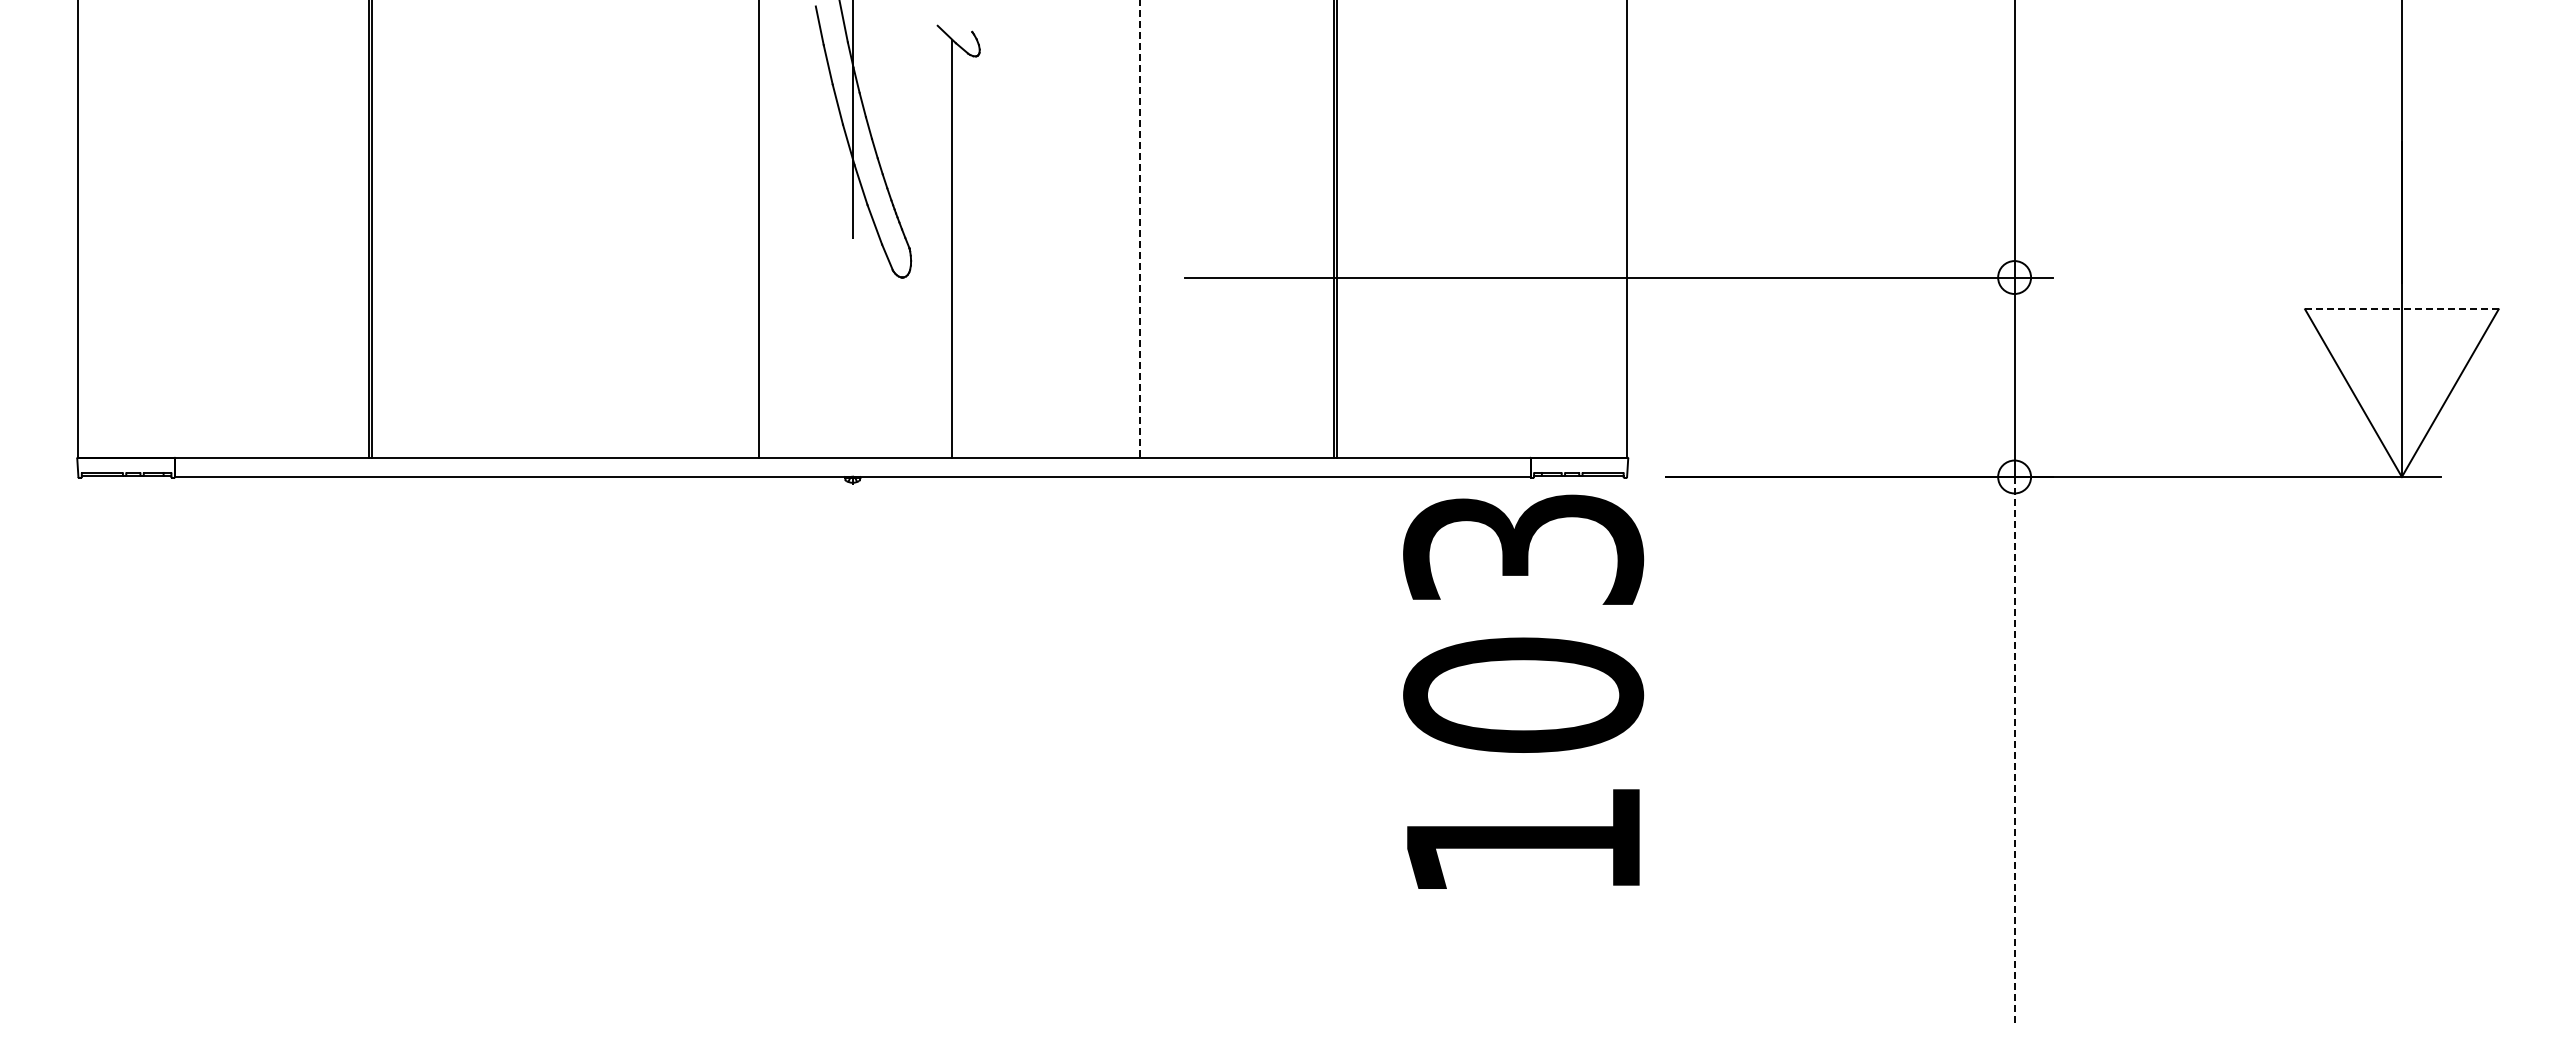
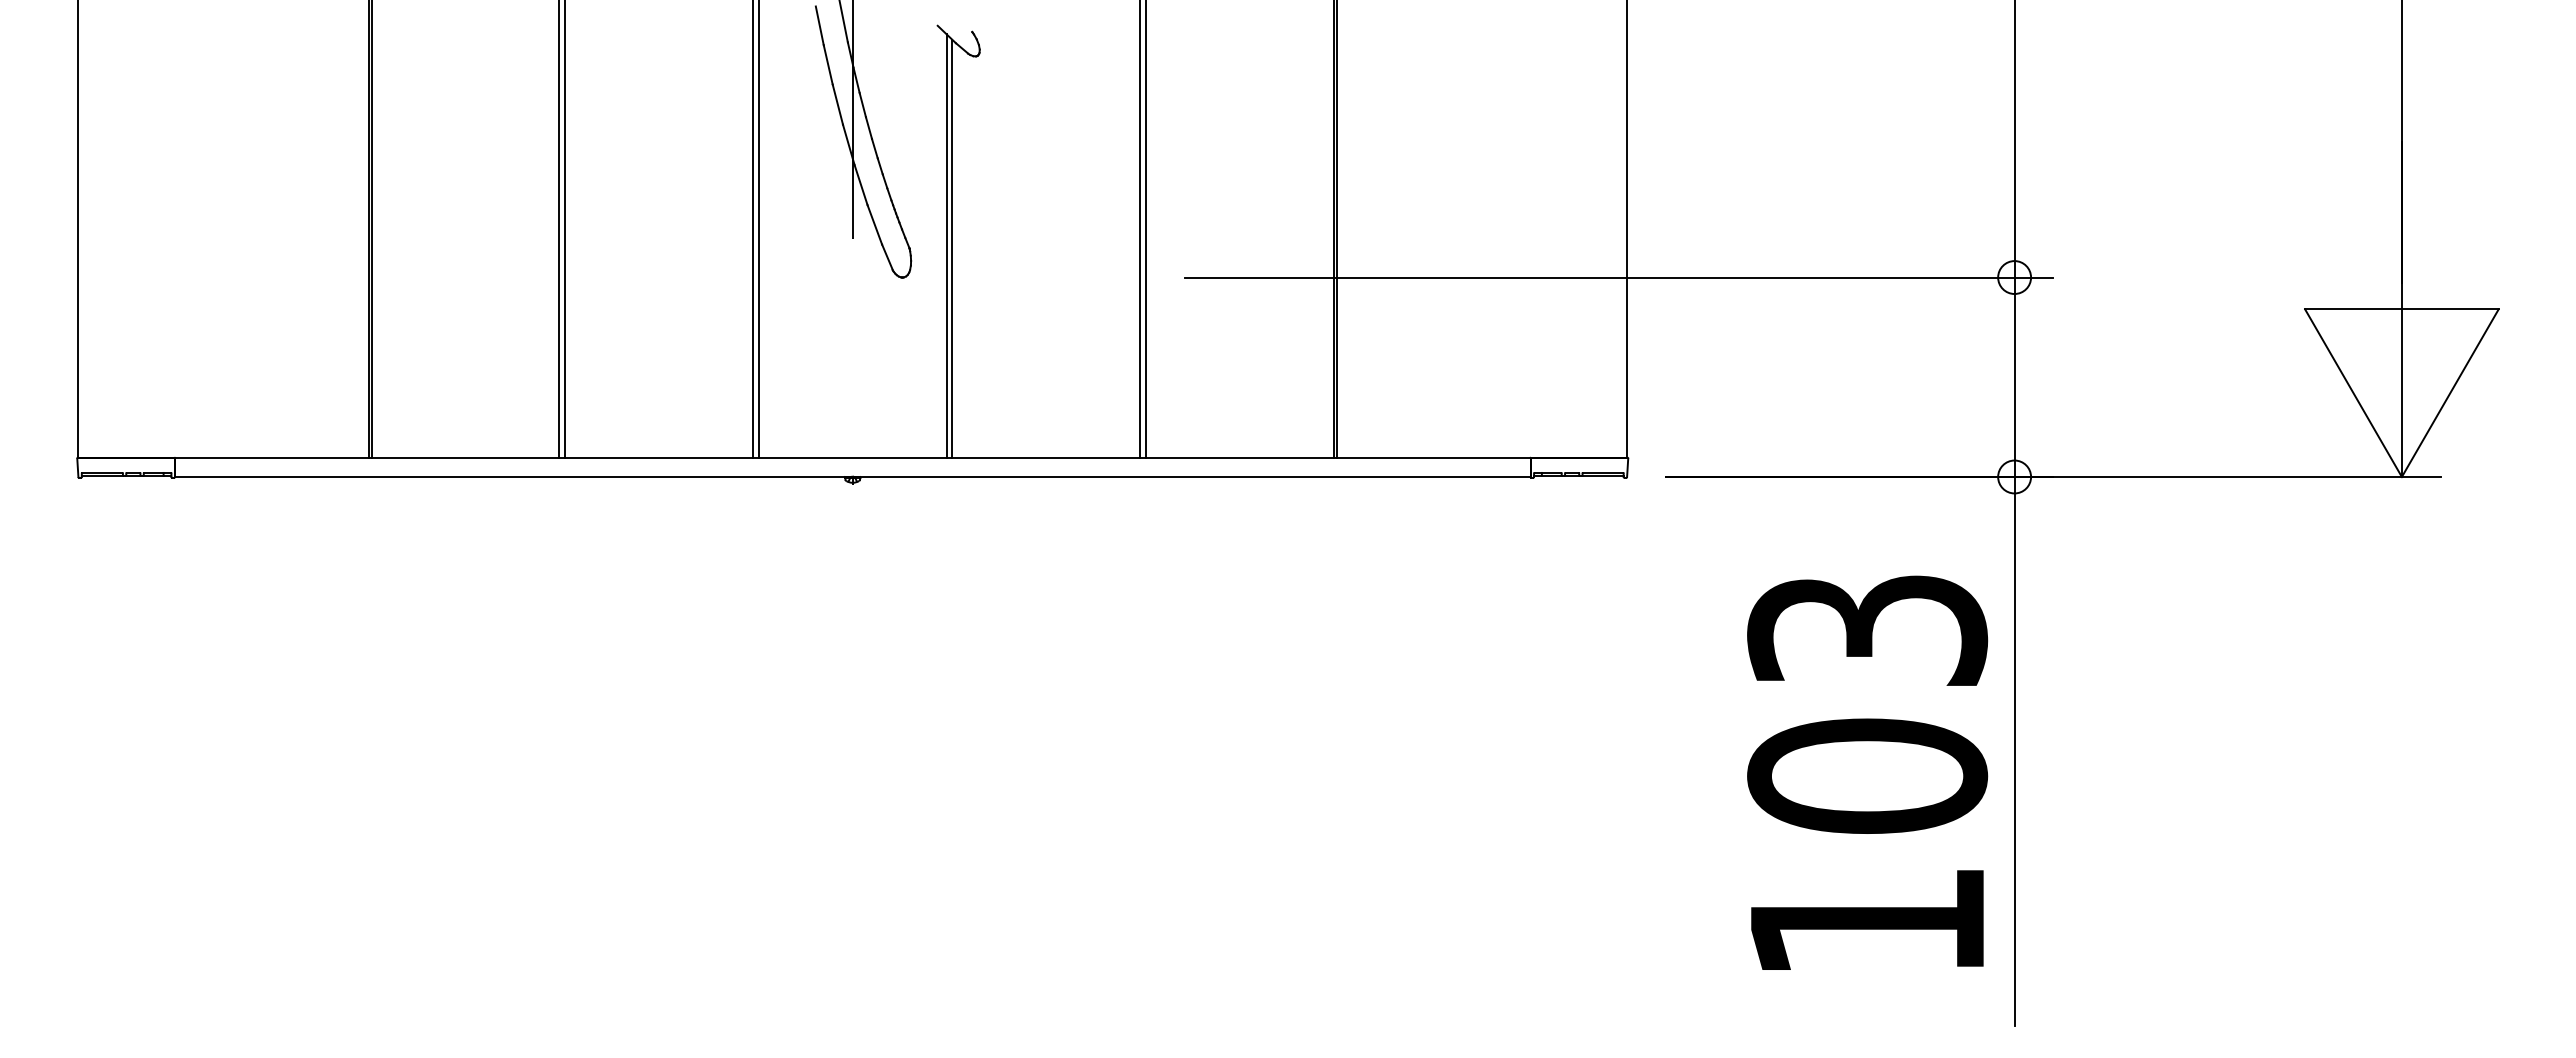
line: none -> present (559, 229)
line: none -> present (565, 229)
line: none -> present (753, 229)
line: dashed -> solid (1140, 229)
line: none -> present (1146, 229)
line: none -> present (946, 245)
line: dashed -> solid (2401, 309)
text position: (1523, 691) -> (1867, 772) (1867, 772)
line: dashed -> solid (2014, 751)
